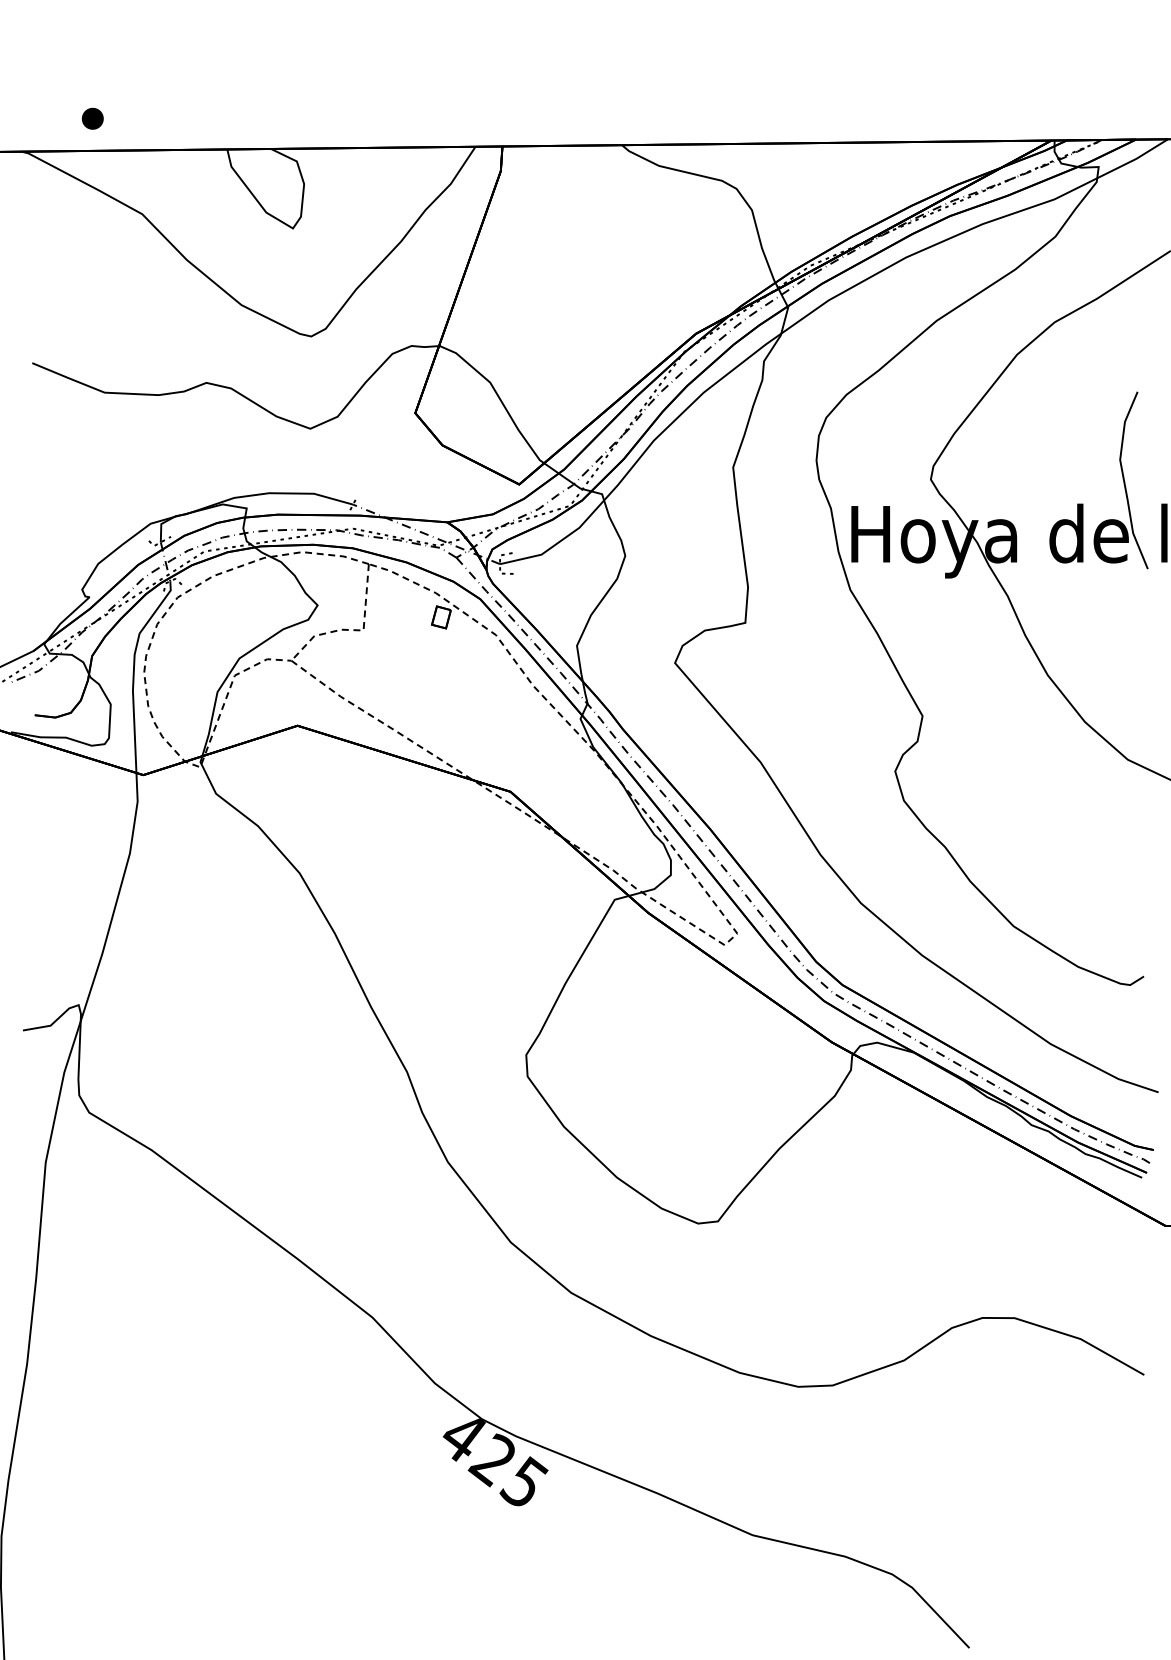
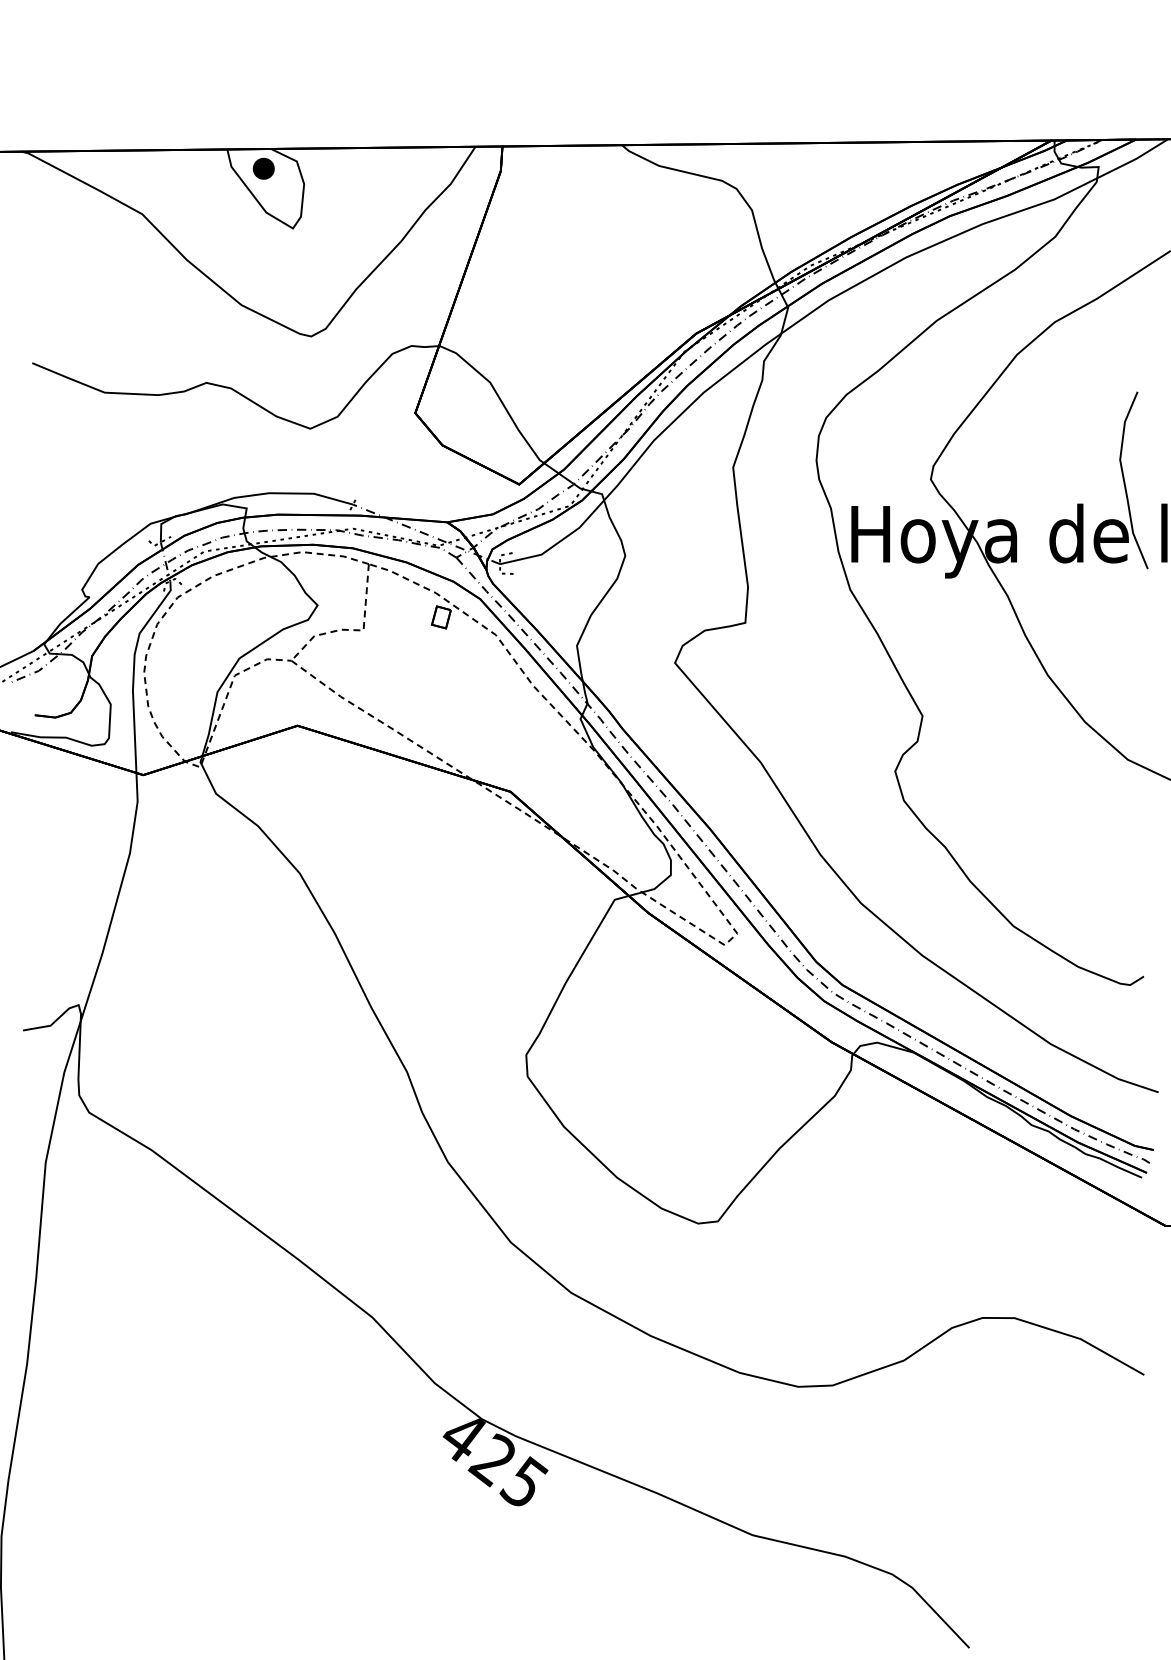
part position: (92, 118) -> (263, 168) (263, 168)
